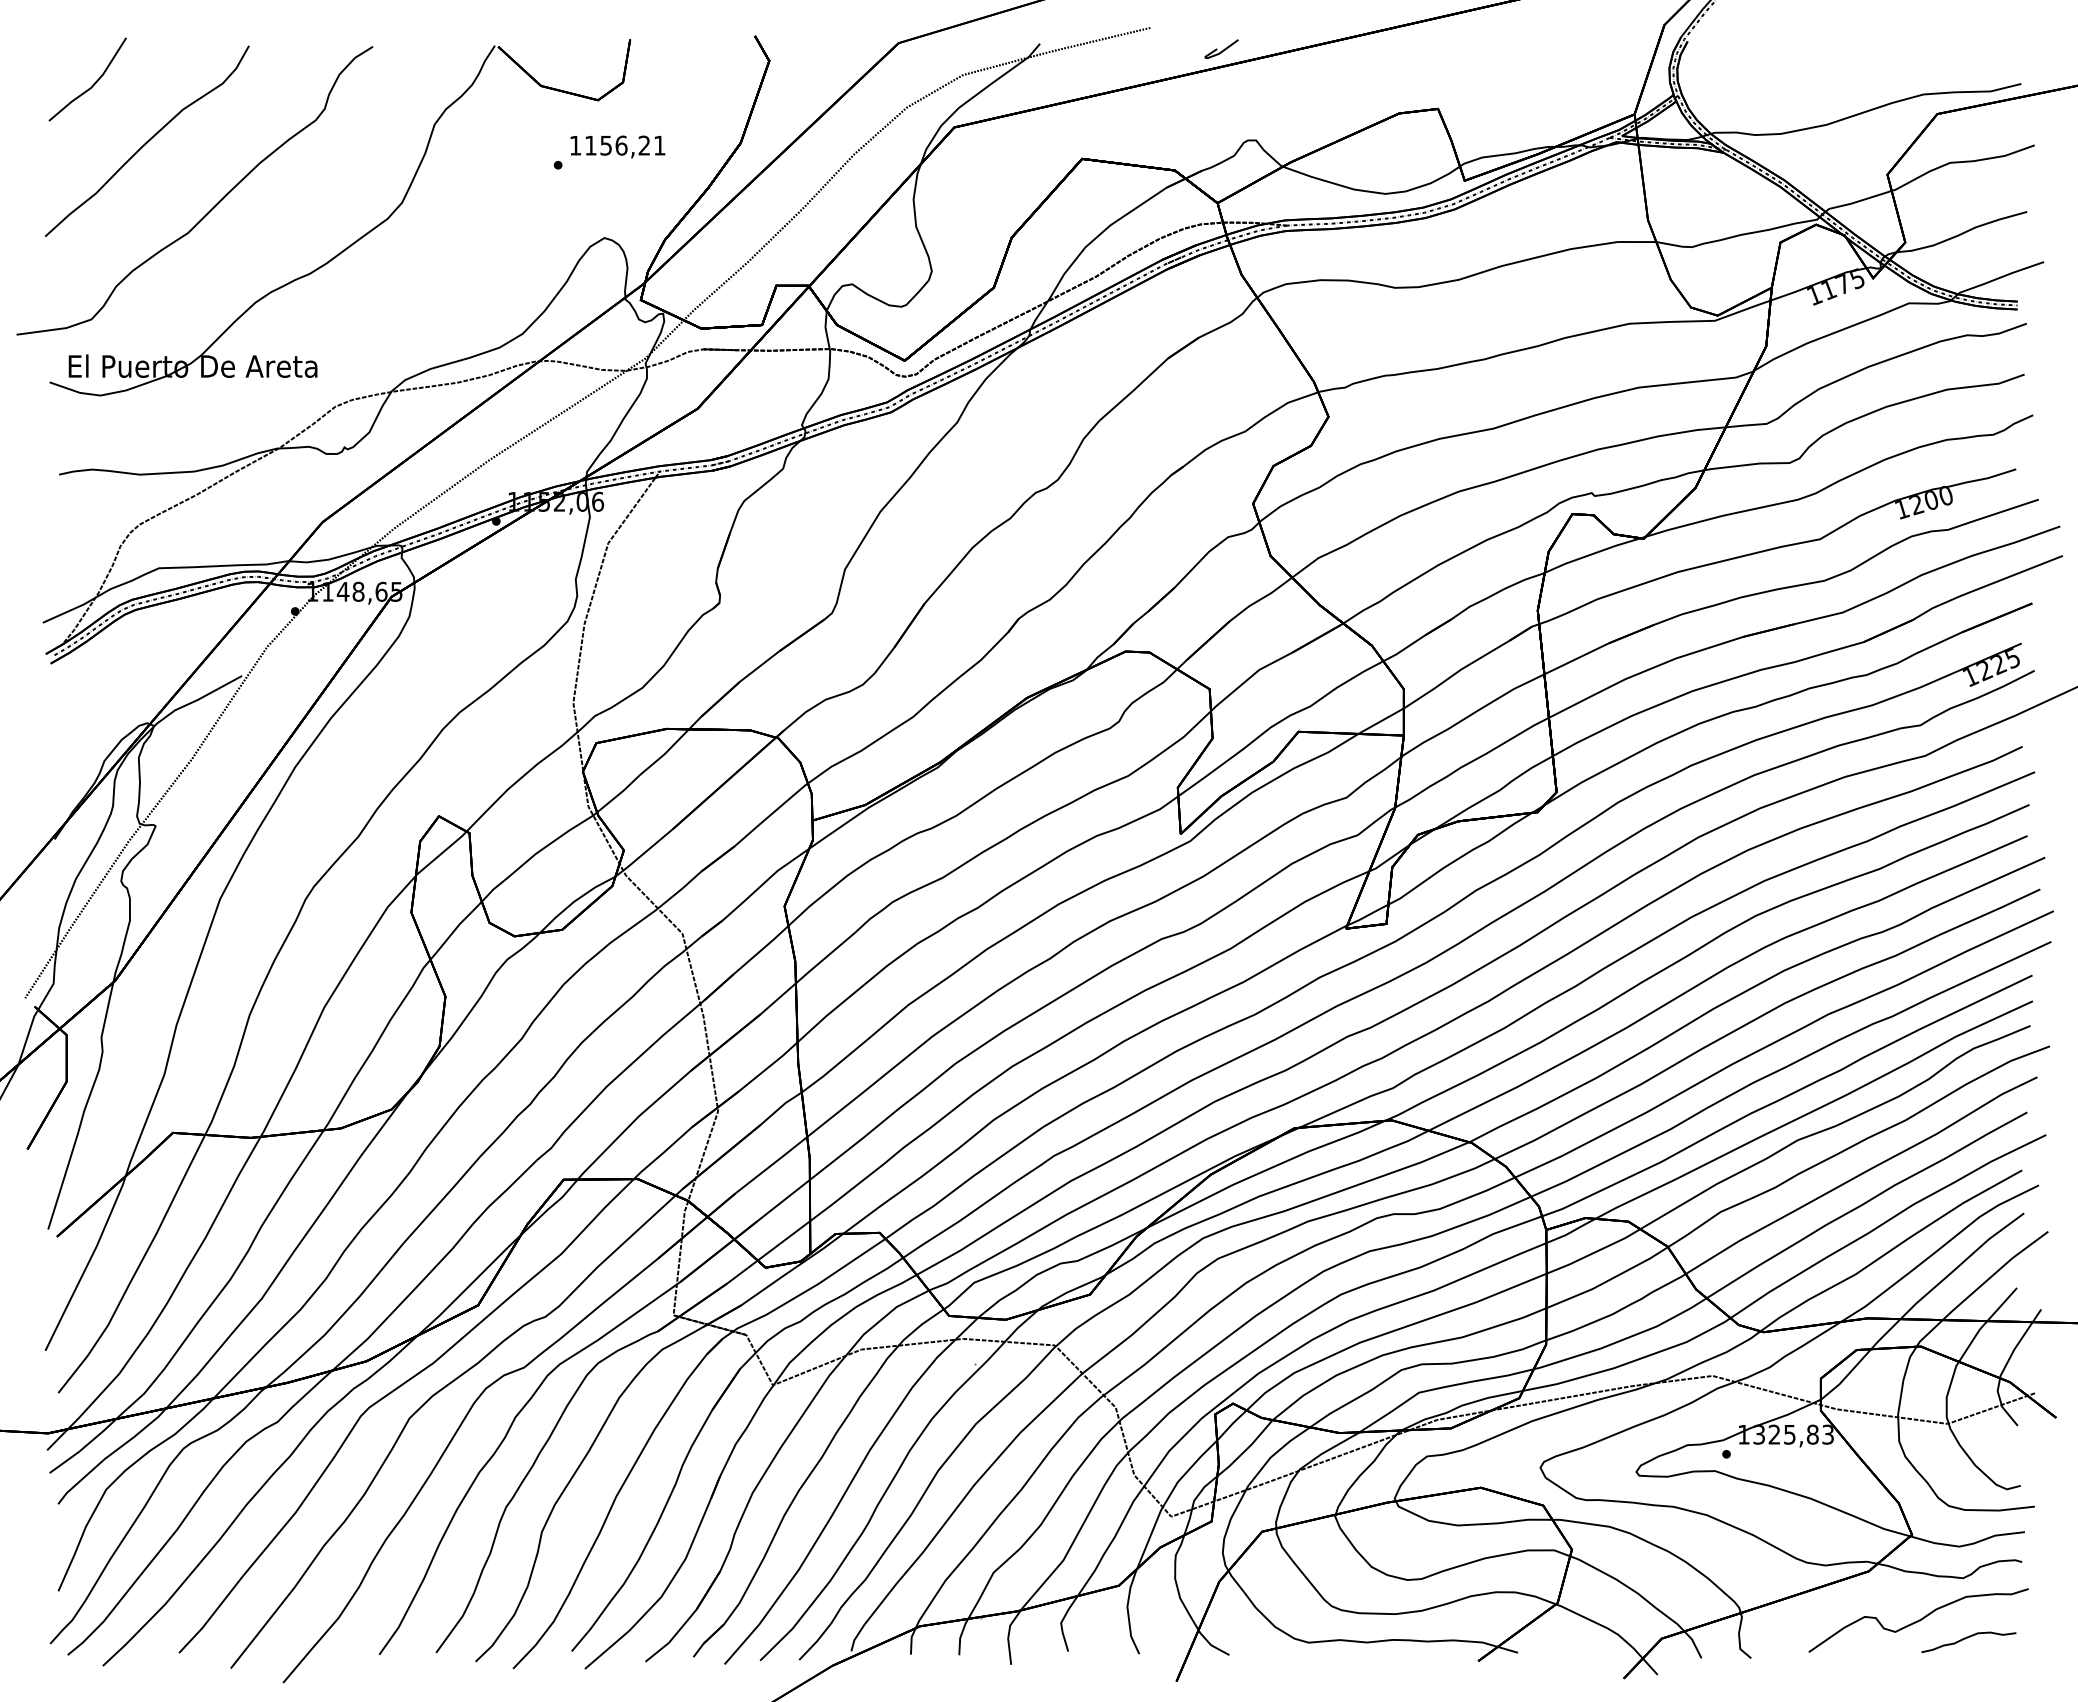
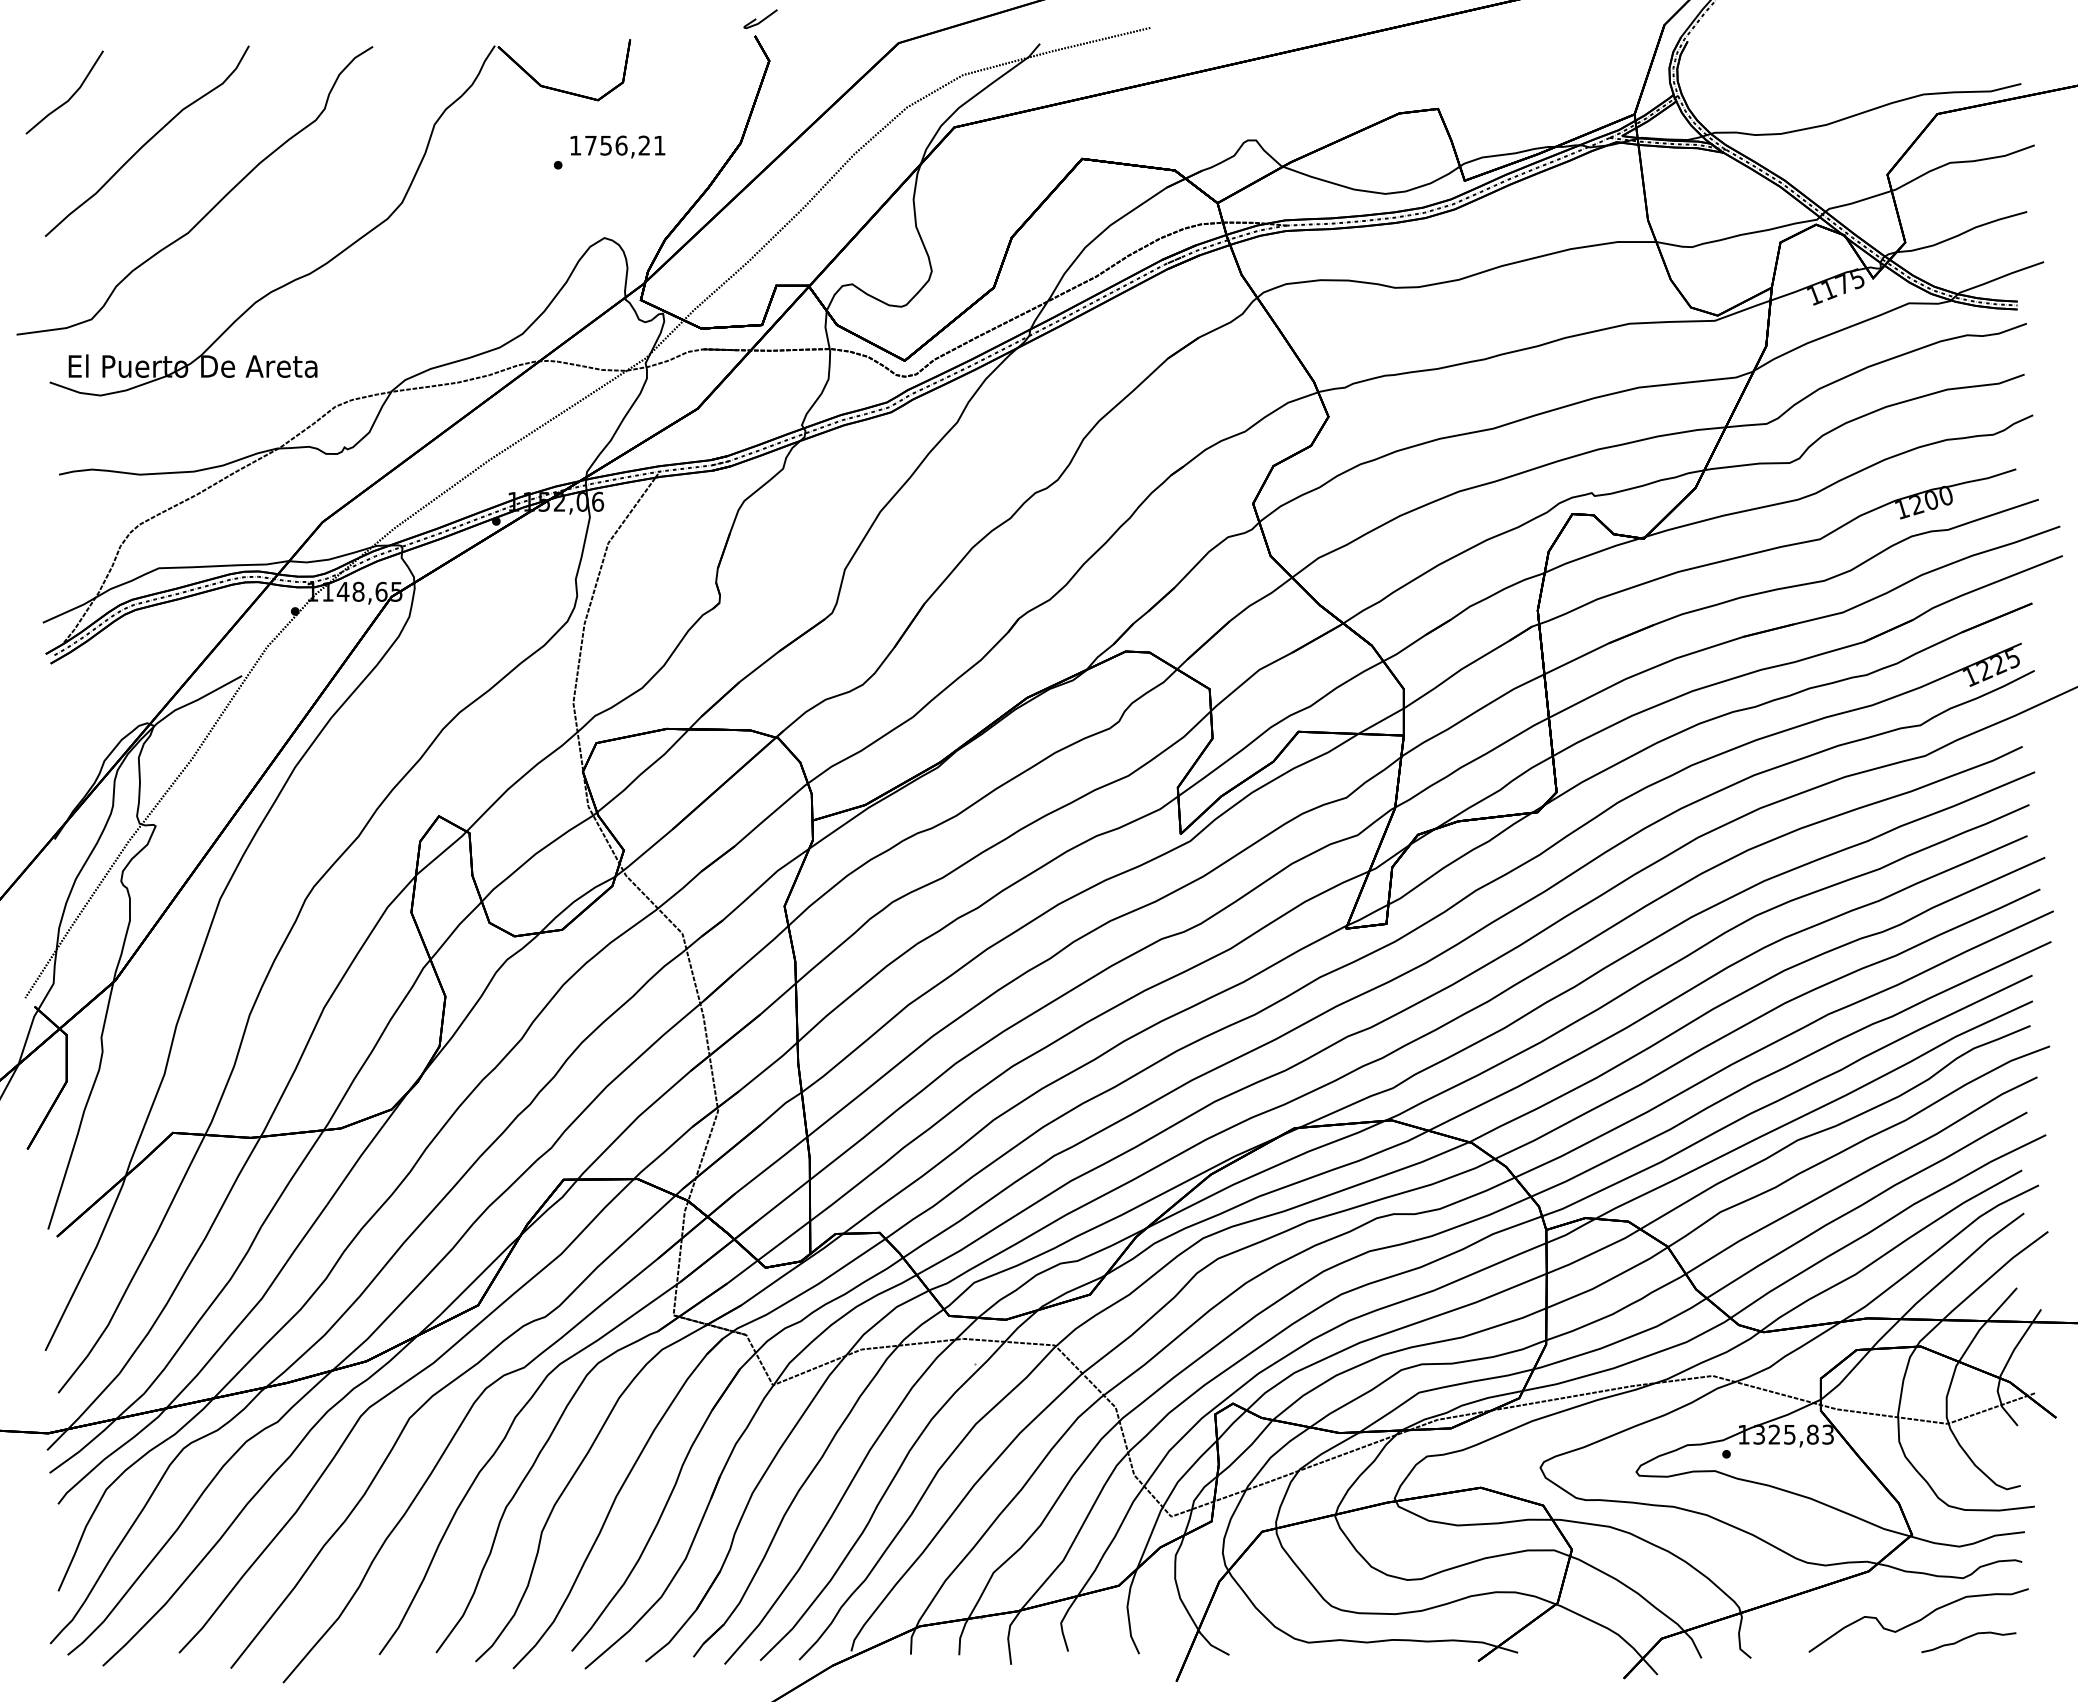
curve position: (1222, 50) -> (761, 20) (761, 20)
line position: (92, 84) -> (69, 97) (69, 97)
text: 1156,21 -> 1756,21 (590, 145)
